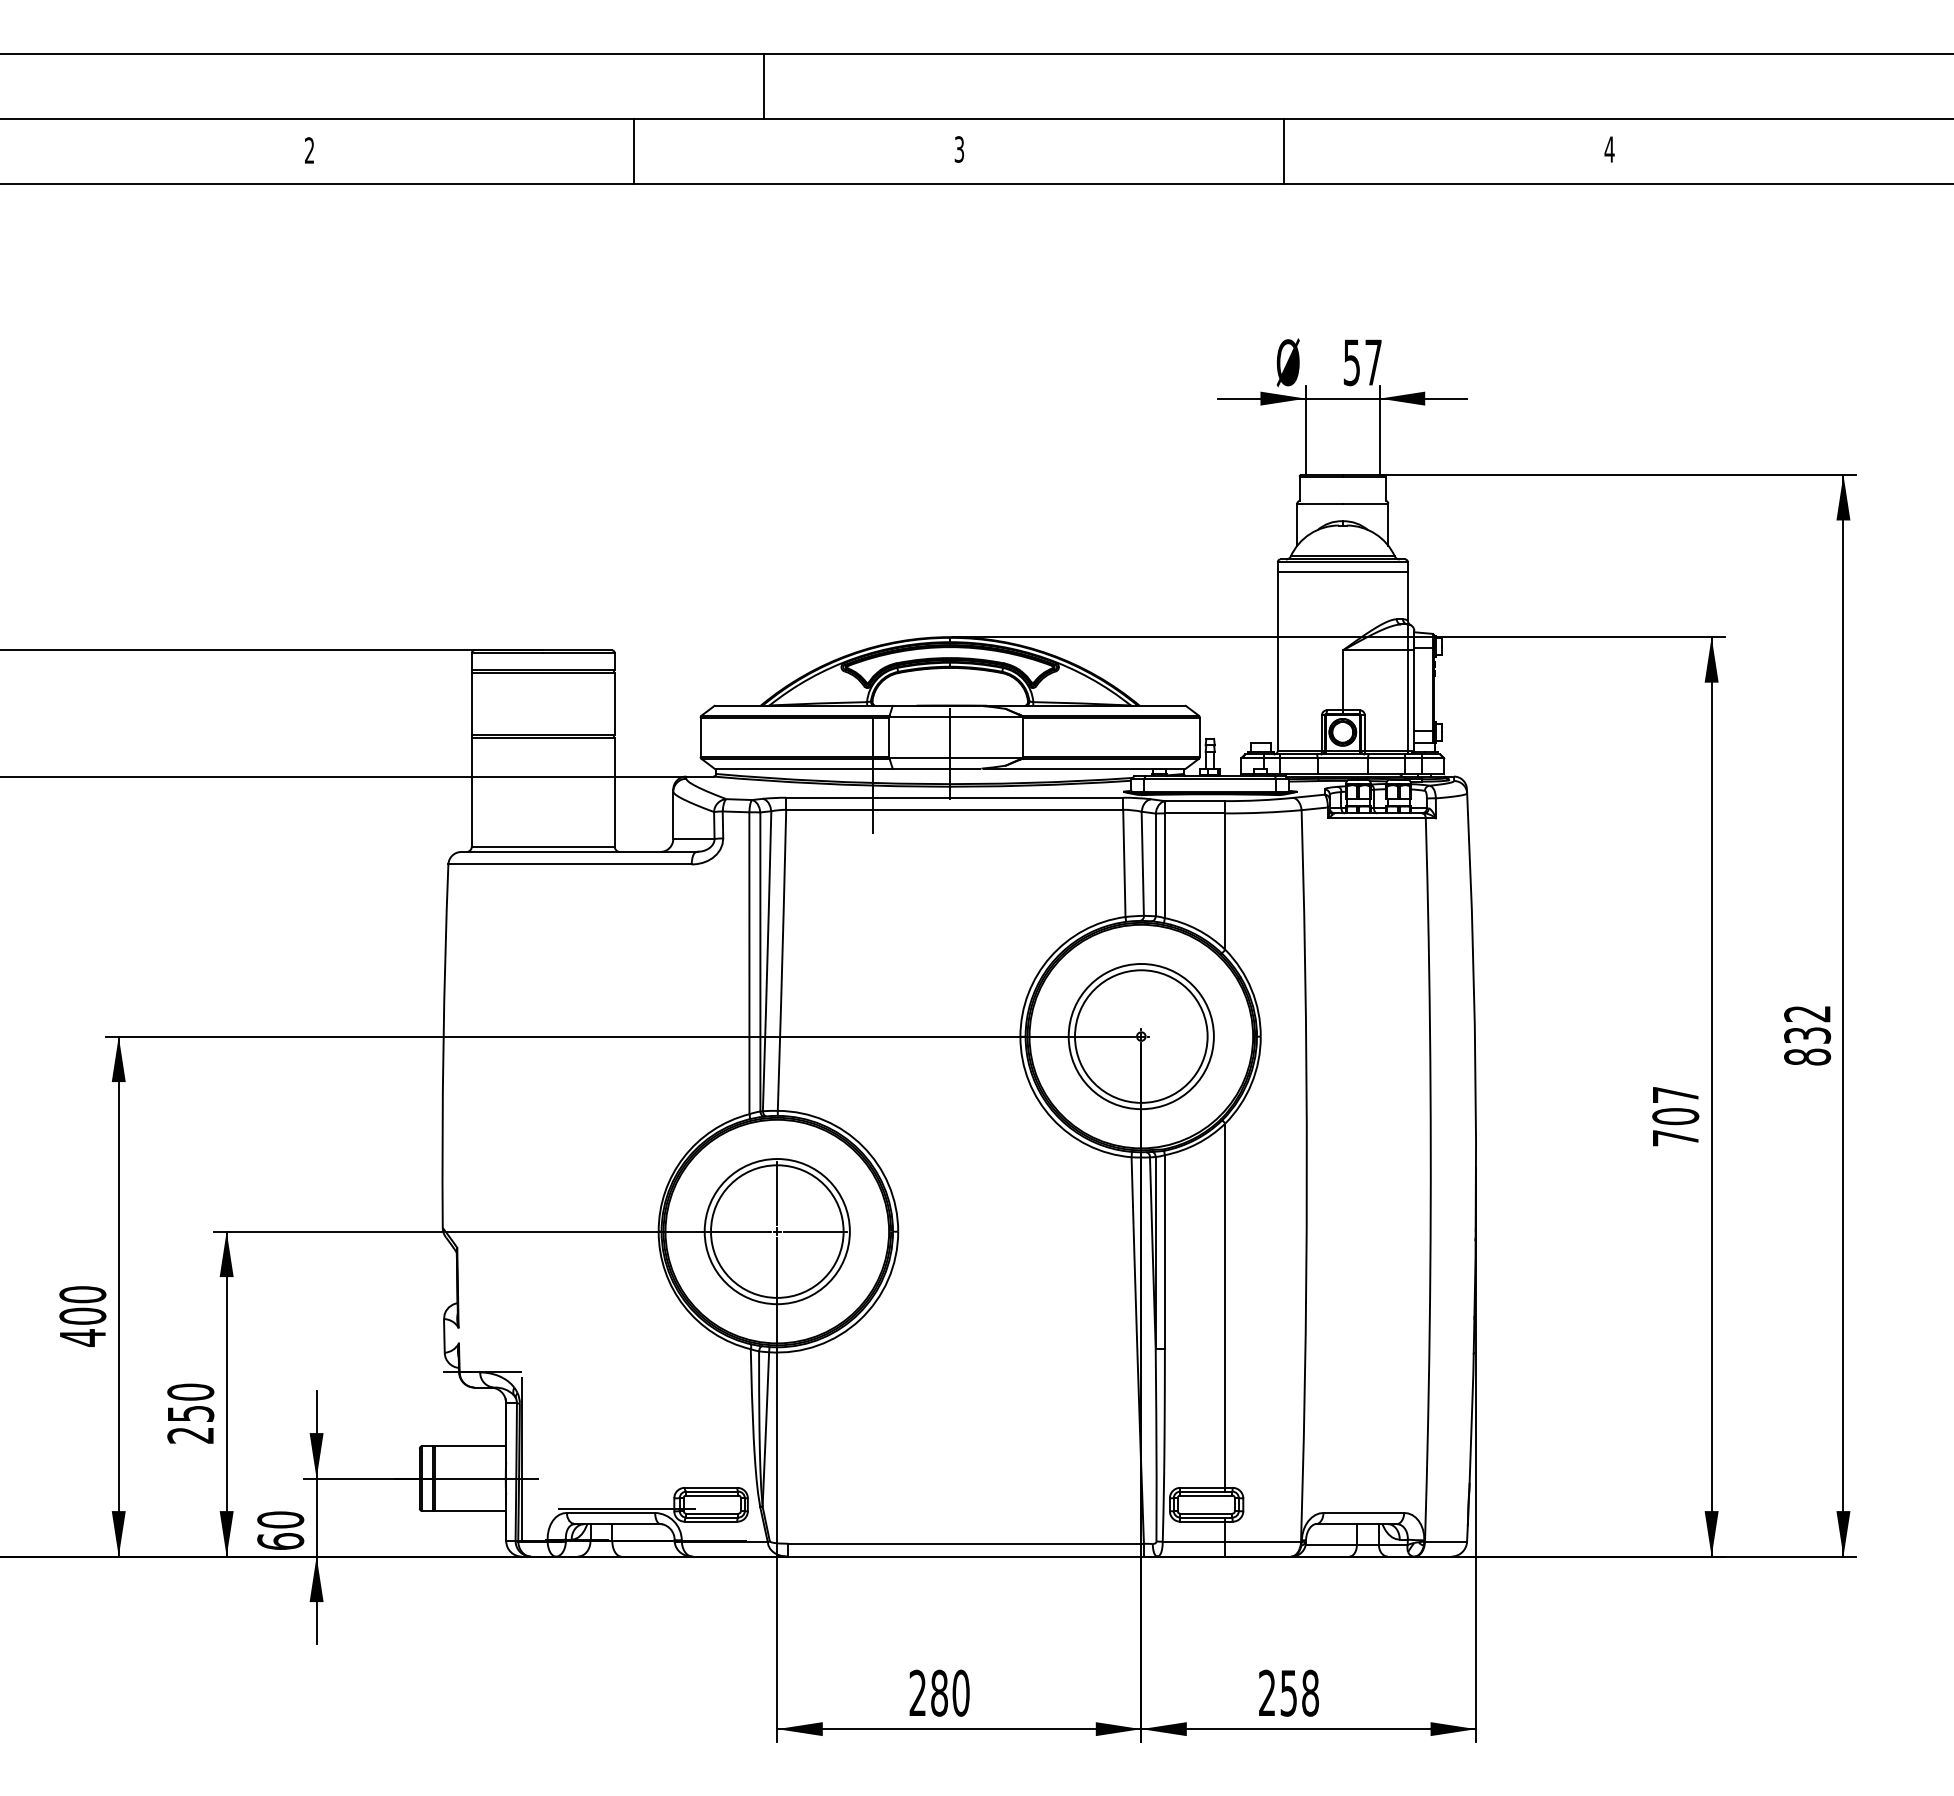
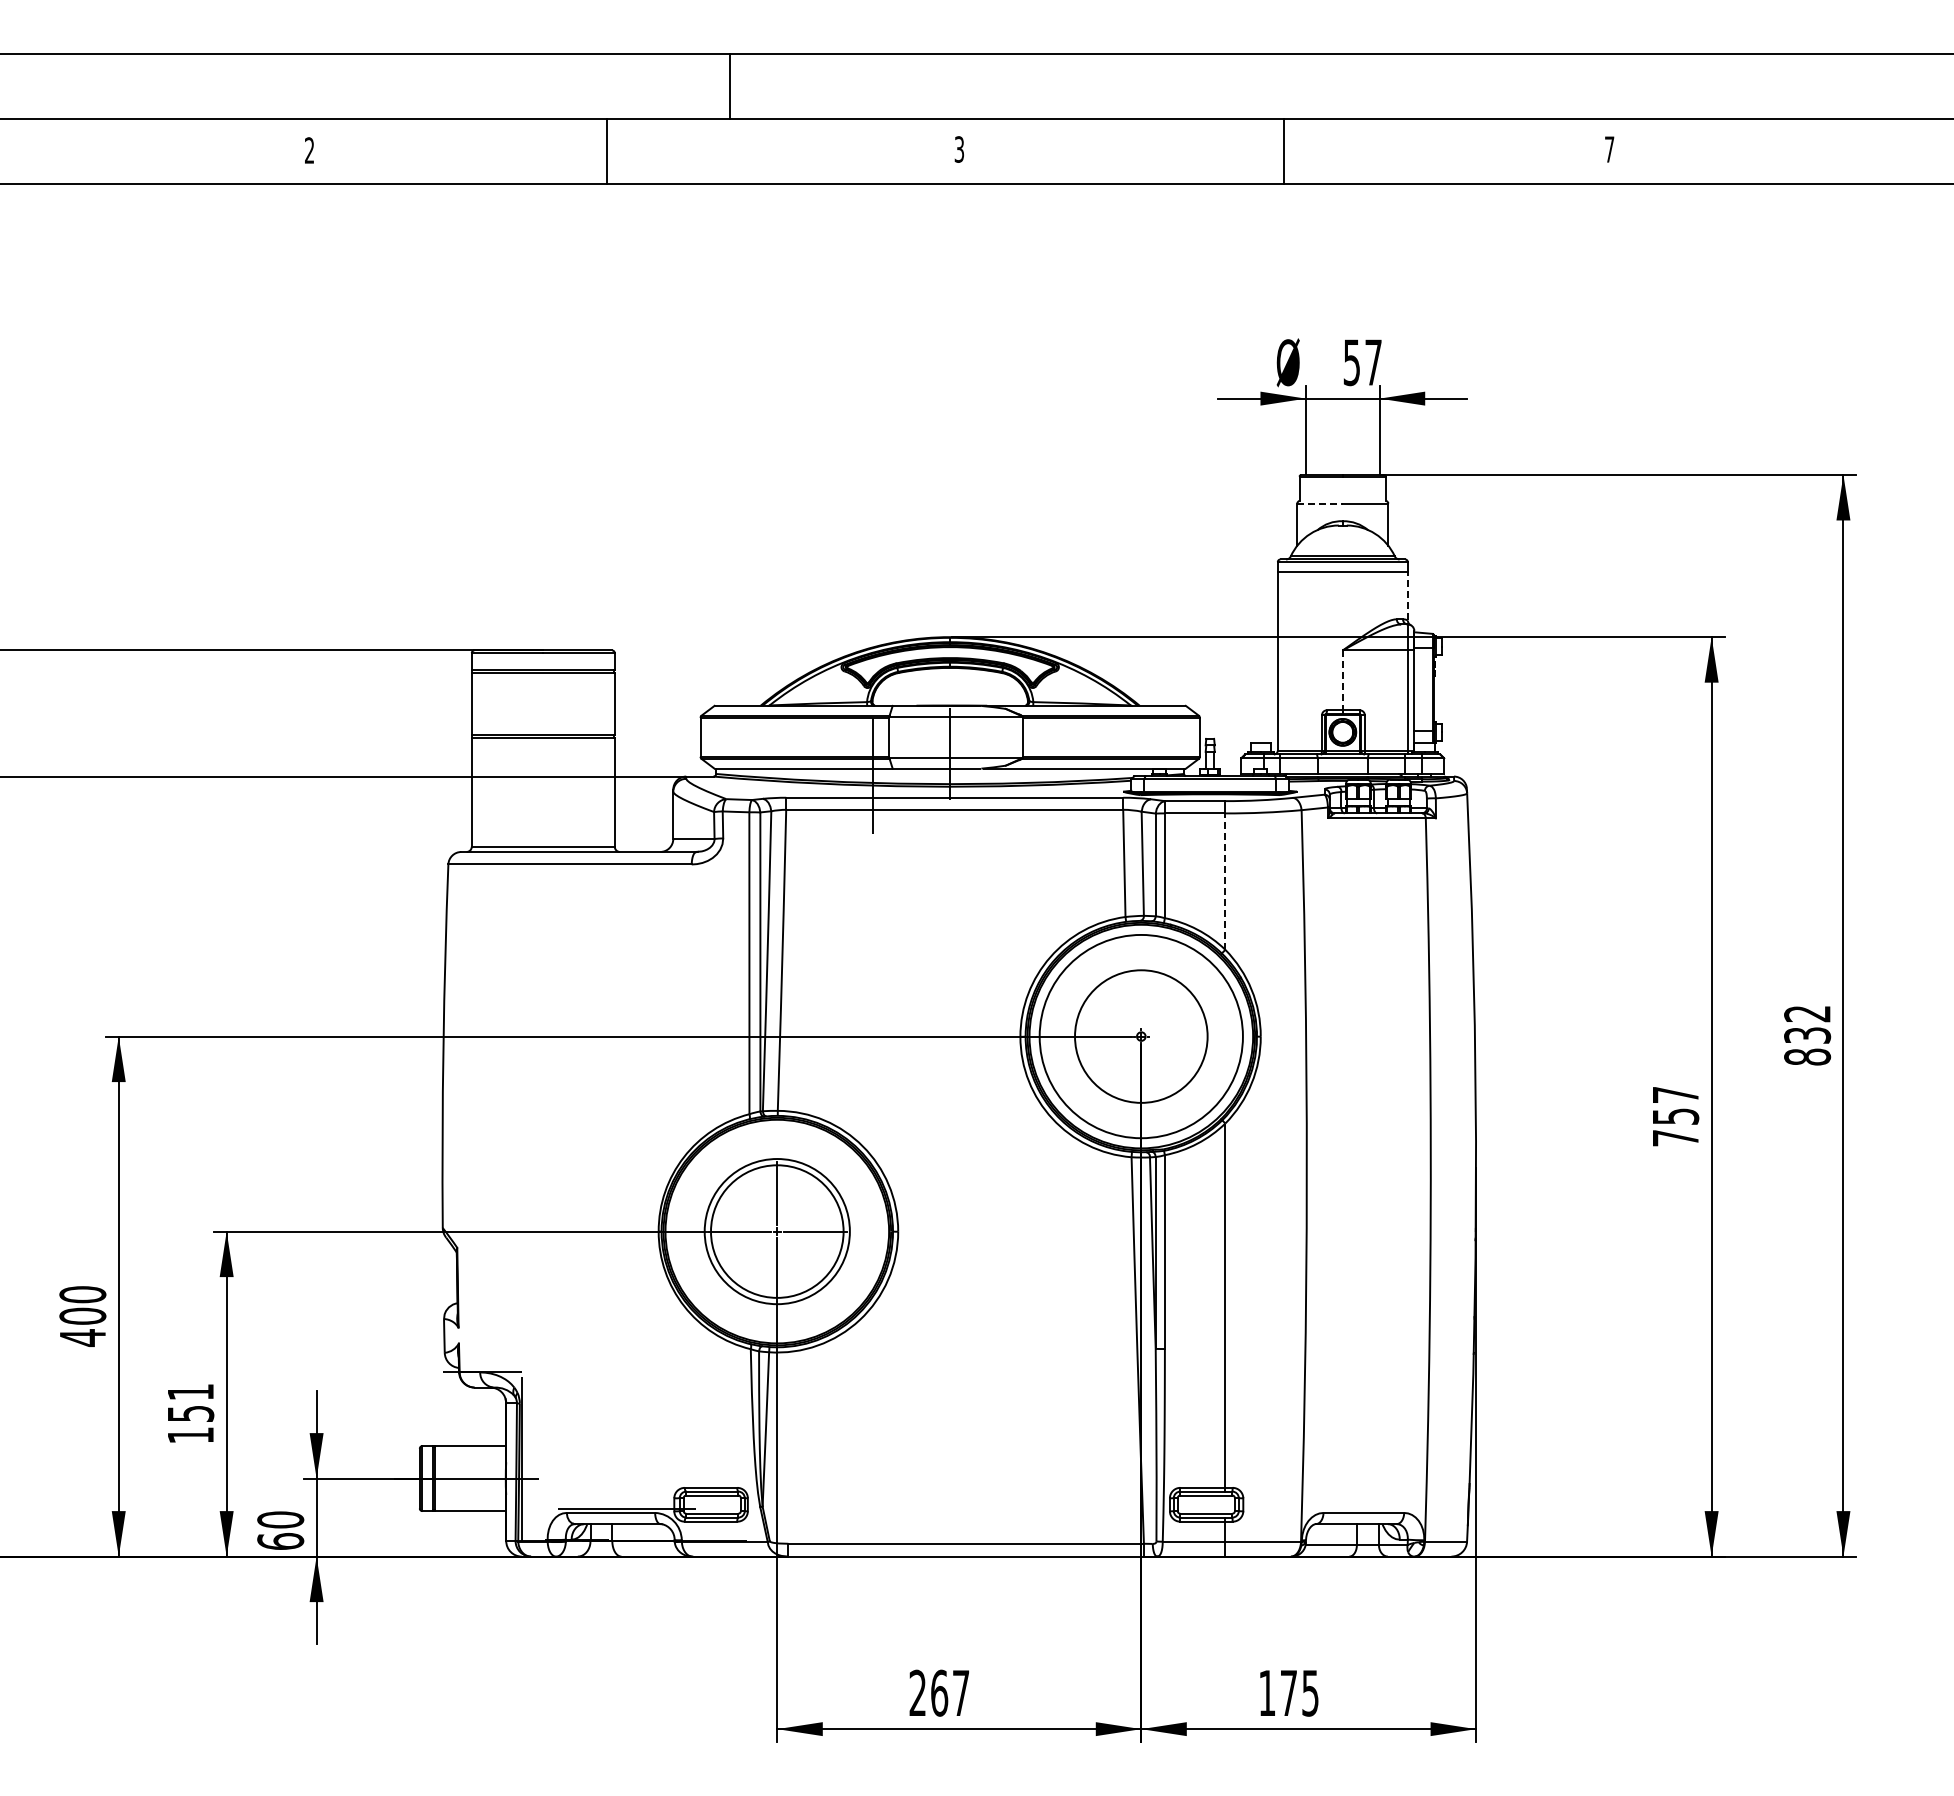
line position: (764, 85) -> (730, 85) (730, 85)
text: 4 -> 7 (1609, 149)
line position: (634, 150) -> (607, 150) (607, 150)
line: solid -> dashed (1320, 503)
line: solid -> dashed (1407, 595)
line: solid -> dashed (1342, 680)
line: solid -> dashed (1225, 881)
circle diameter: 145 px -> 203 px (1140, 1036)
text: 707 -> 757 (1675, 1116)
text: 250 -> 151 (190, 1413)
text: 280 -> 267 (950, 1692)
text: 258 -> 175 (1288, 1692)
